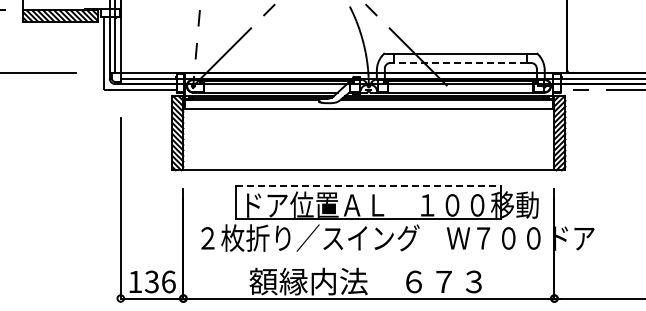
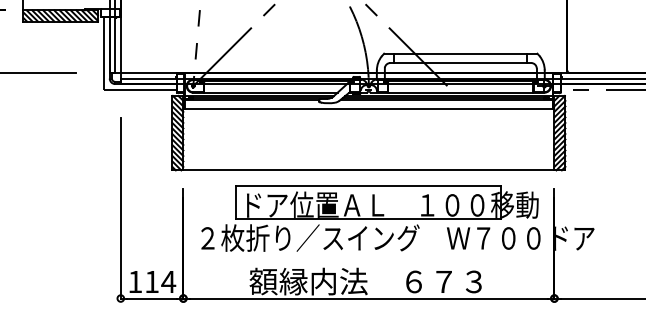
line: dashed -> solid (460, 62)
line: dashed -> solid (369, 186)
text: 136 -> 114 (160, 281)
